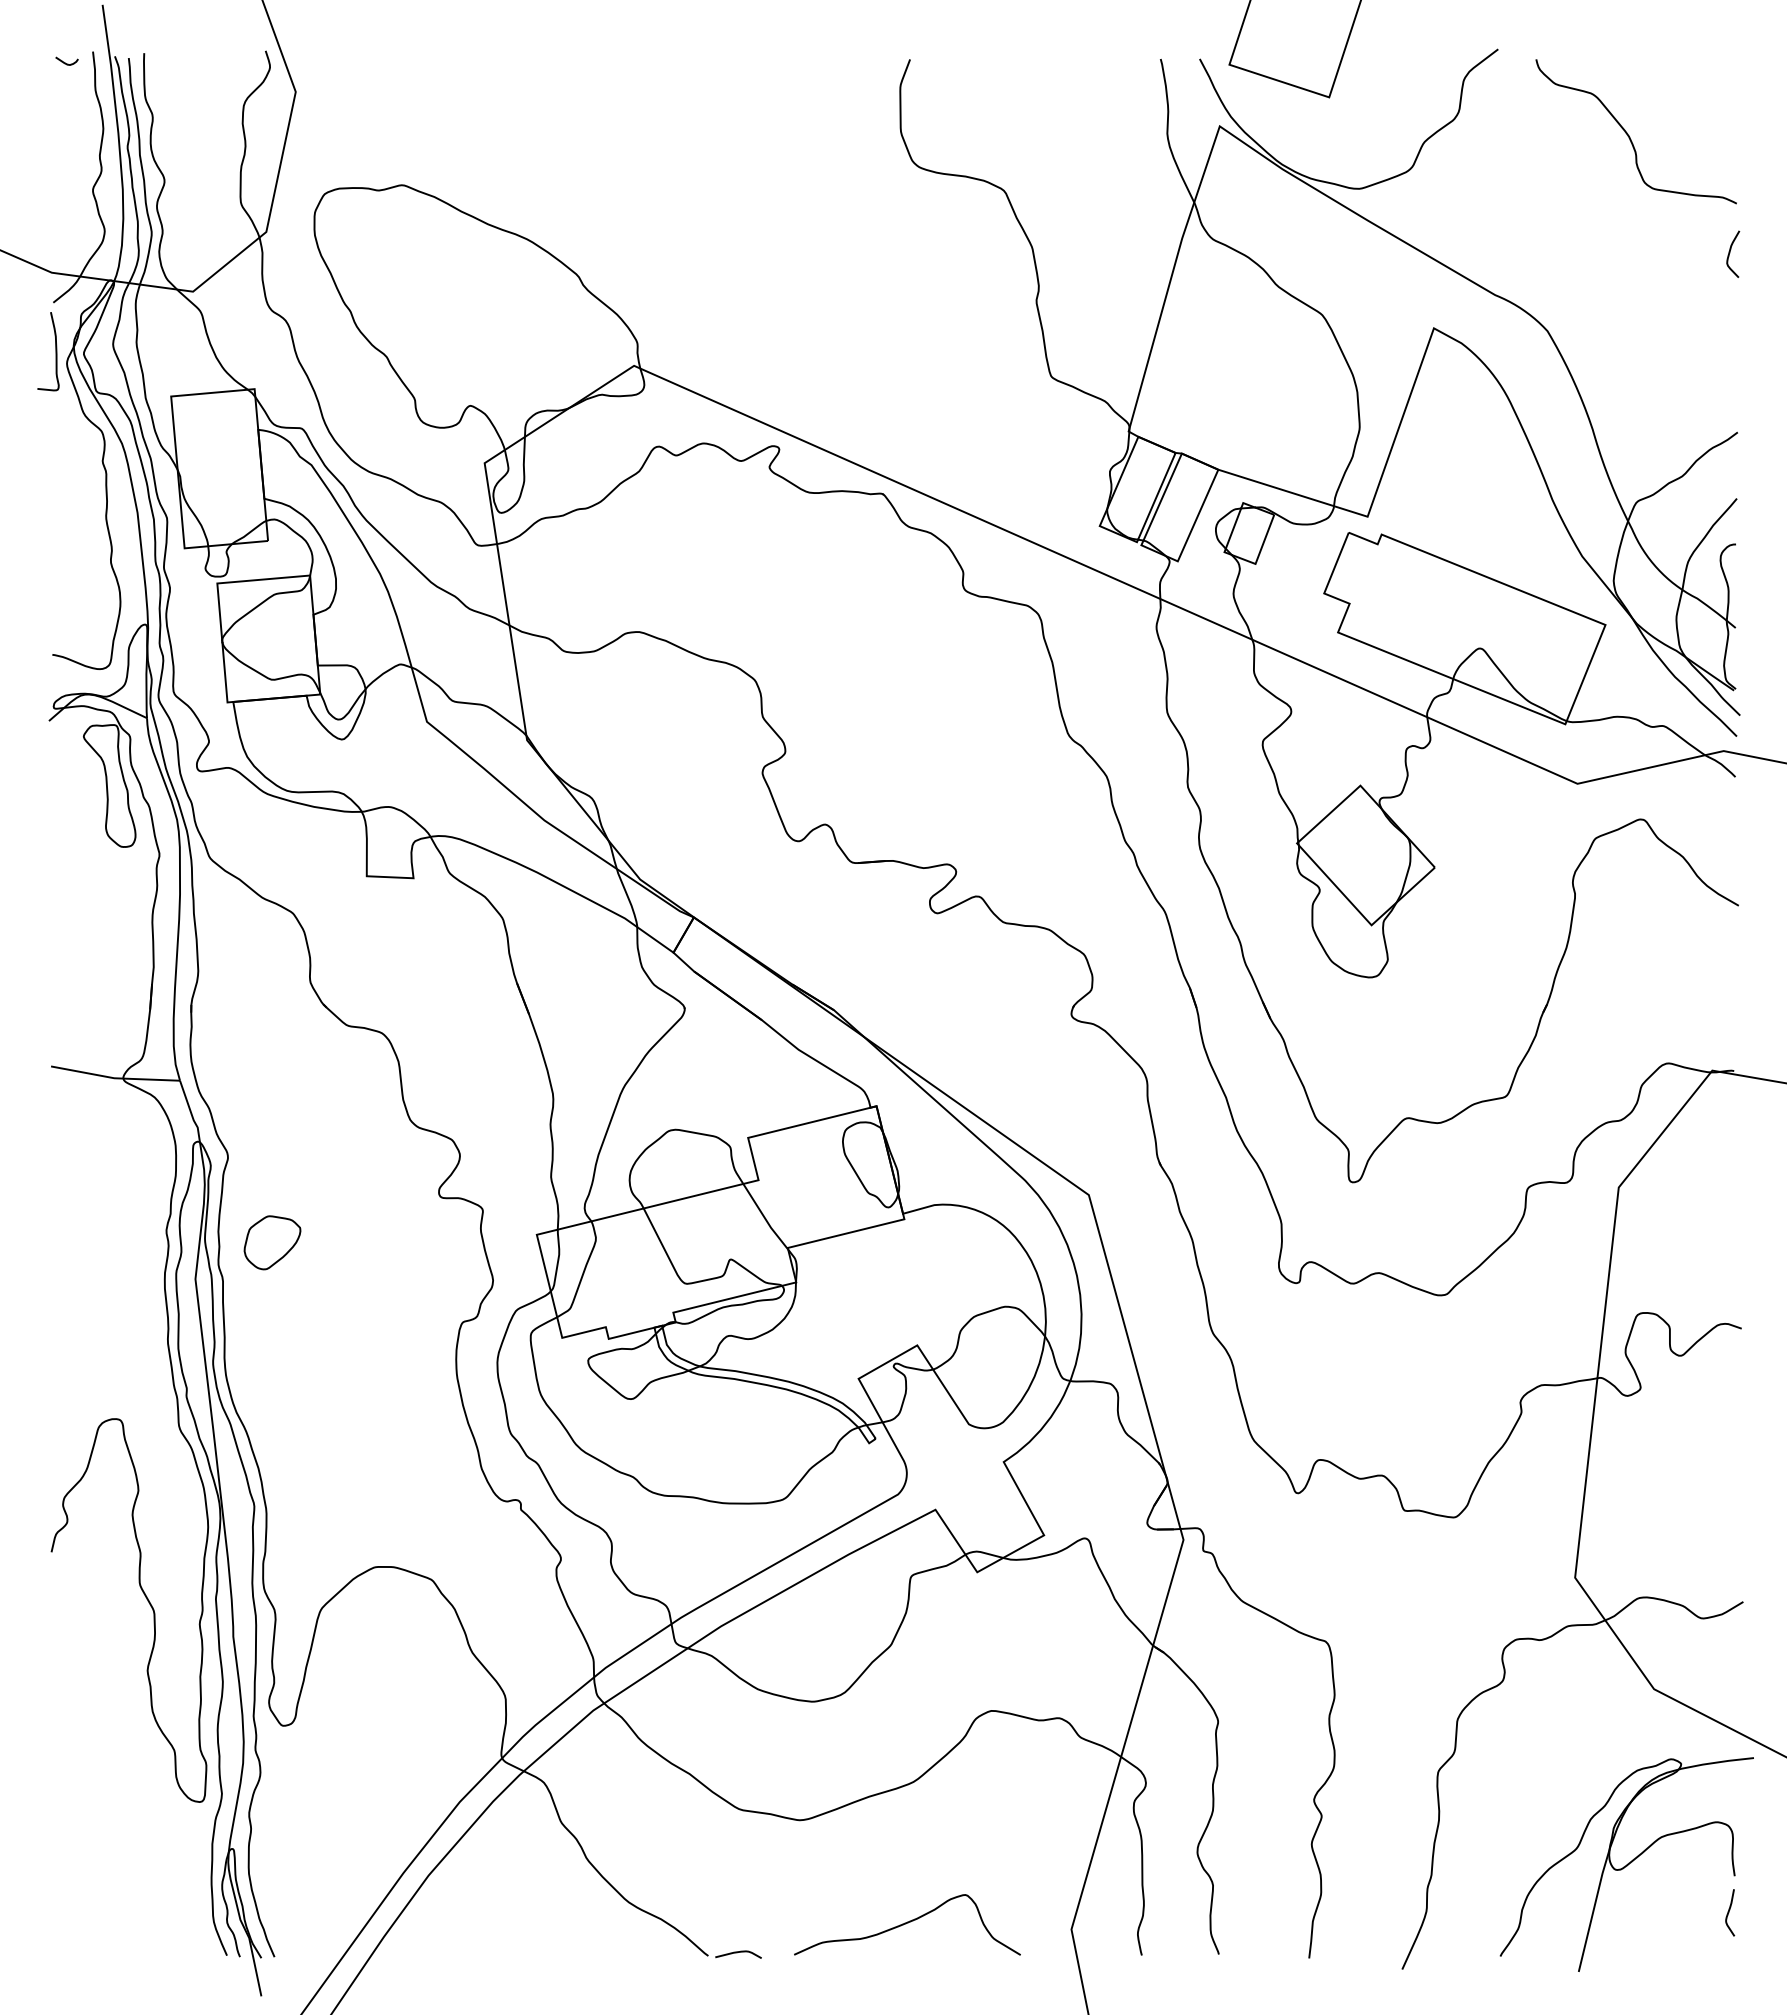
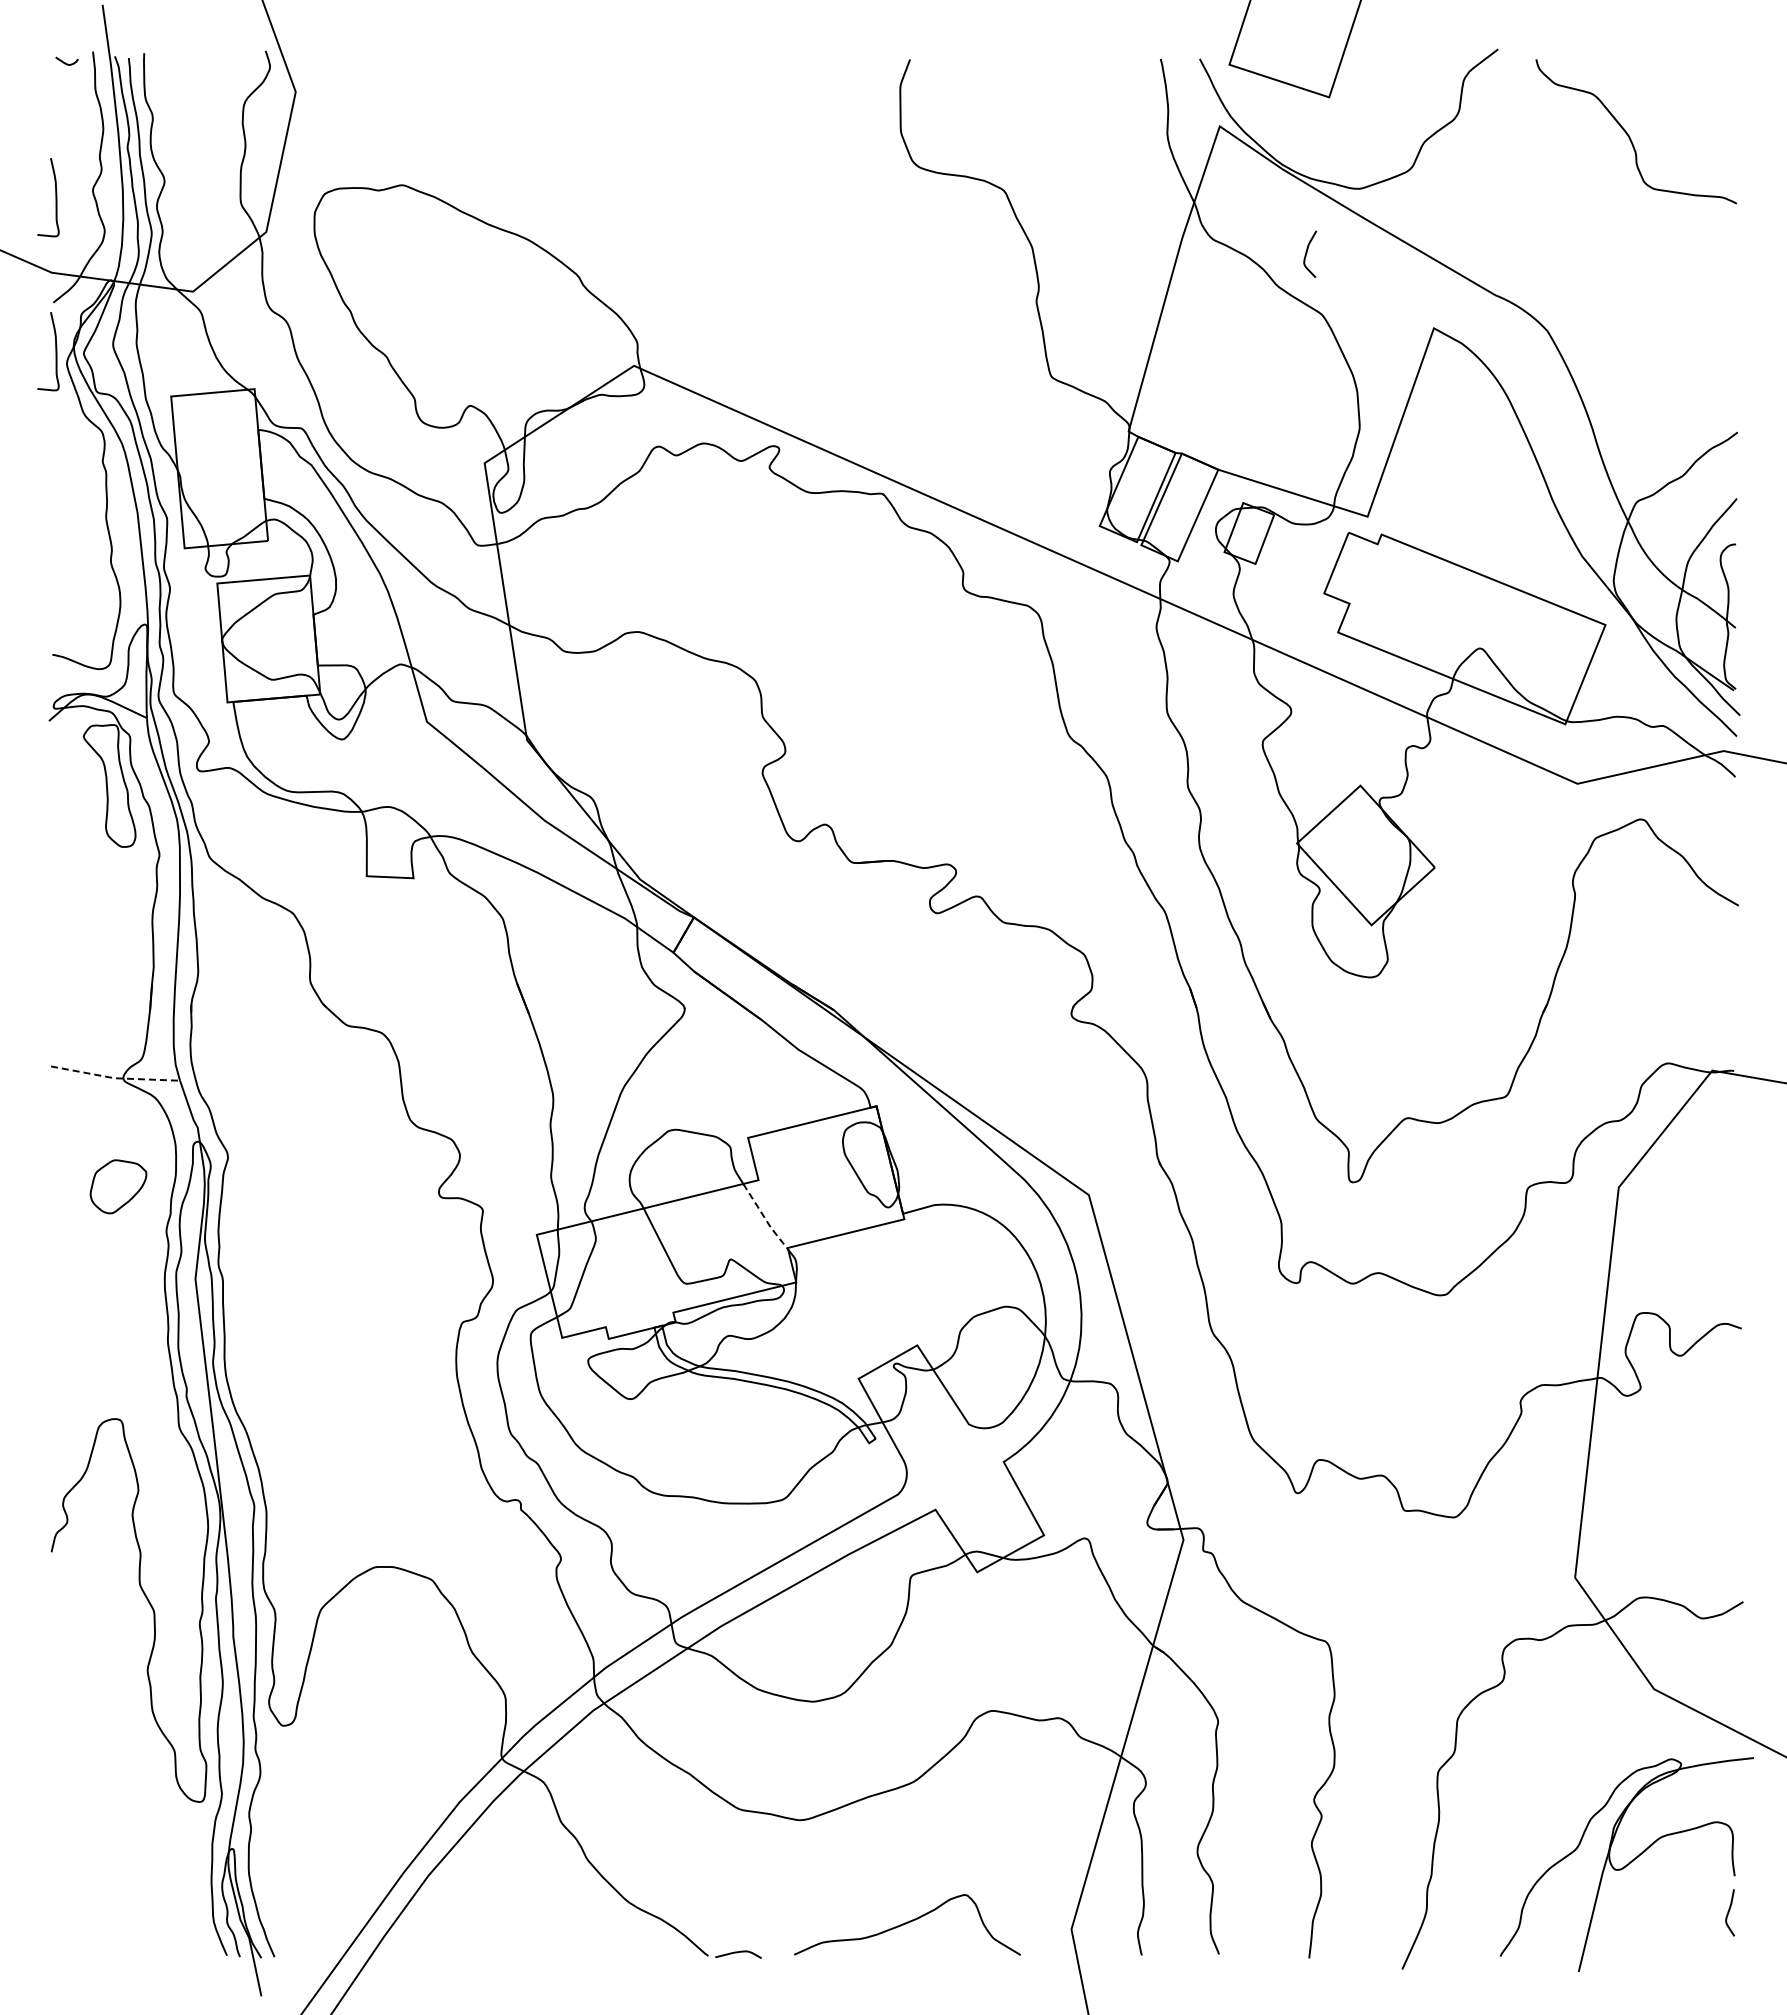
curve: none -> present (55, 197)
curve position: (1730, 253) -> (1307, 253) (1307, 253)
line: solid -> dashed (114, 1078)
line: solid -> dashed (765, 1218)
part position: (272, 1242) -> (118, 1186) (118, 1186)
